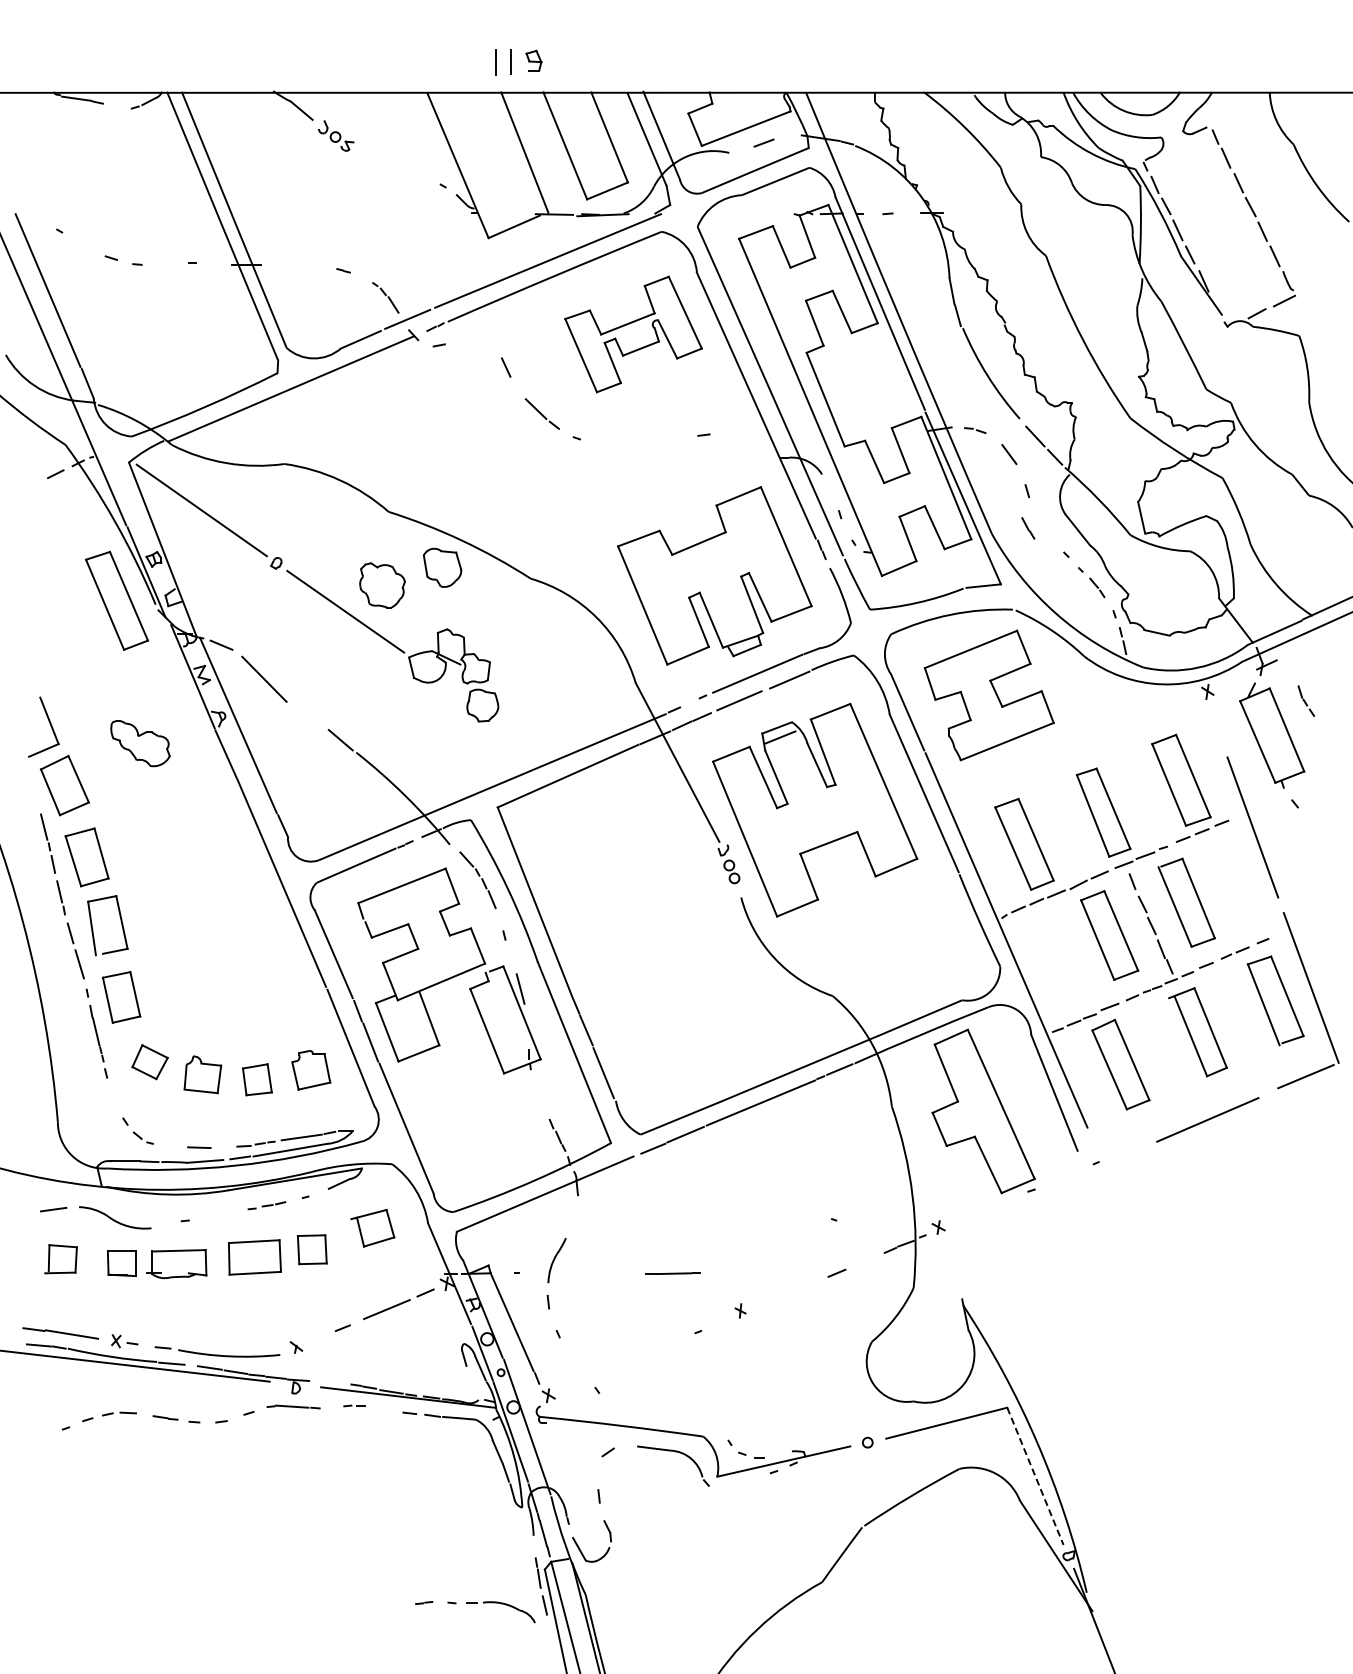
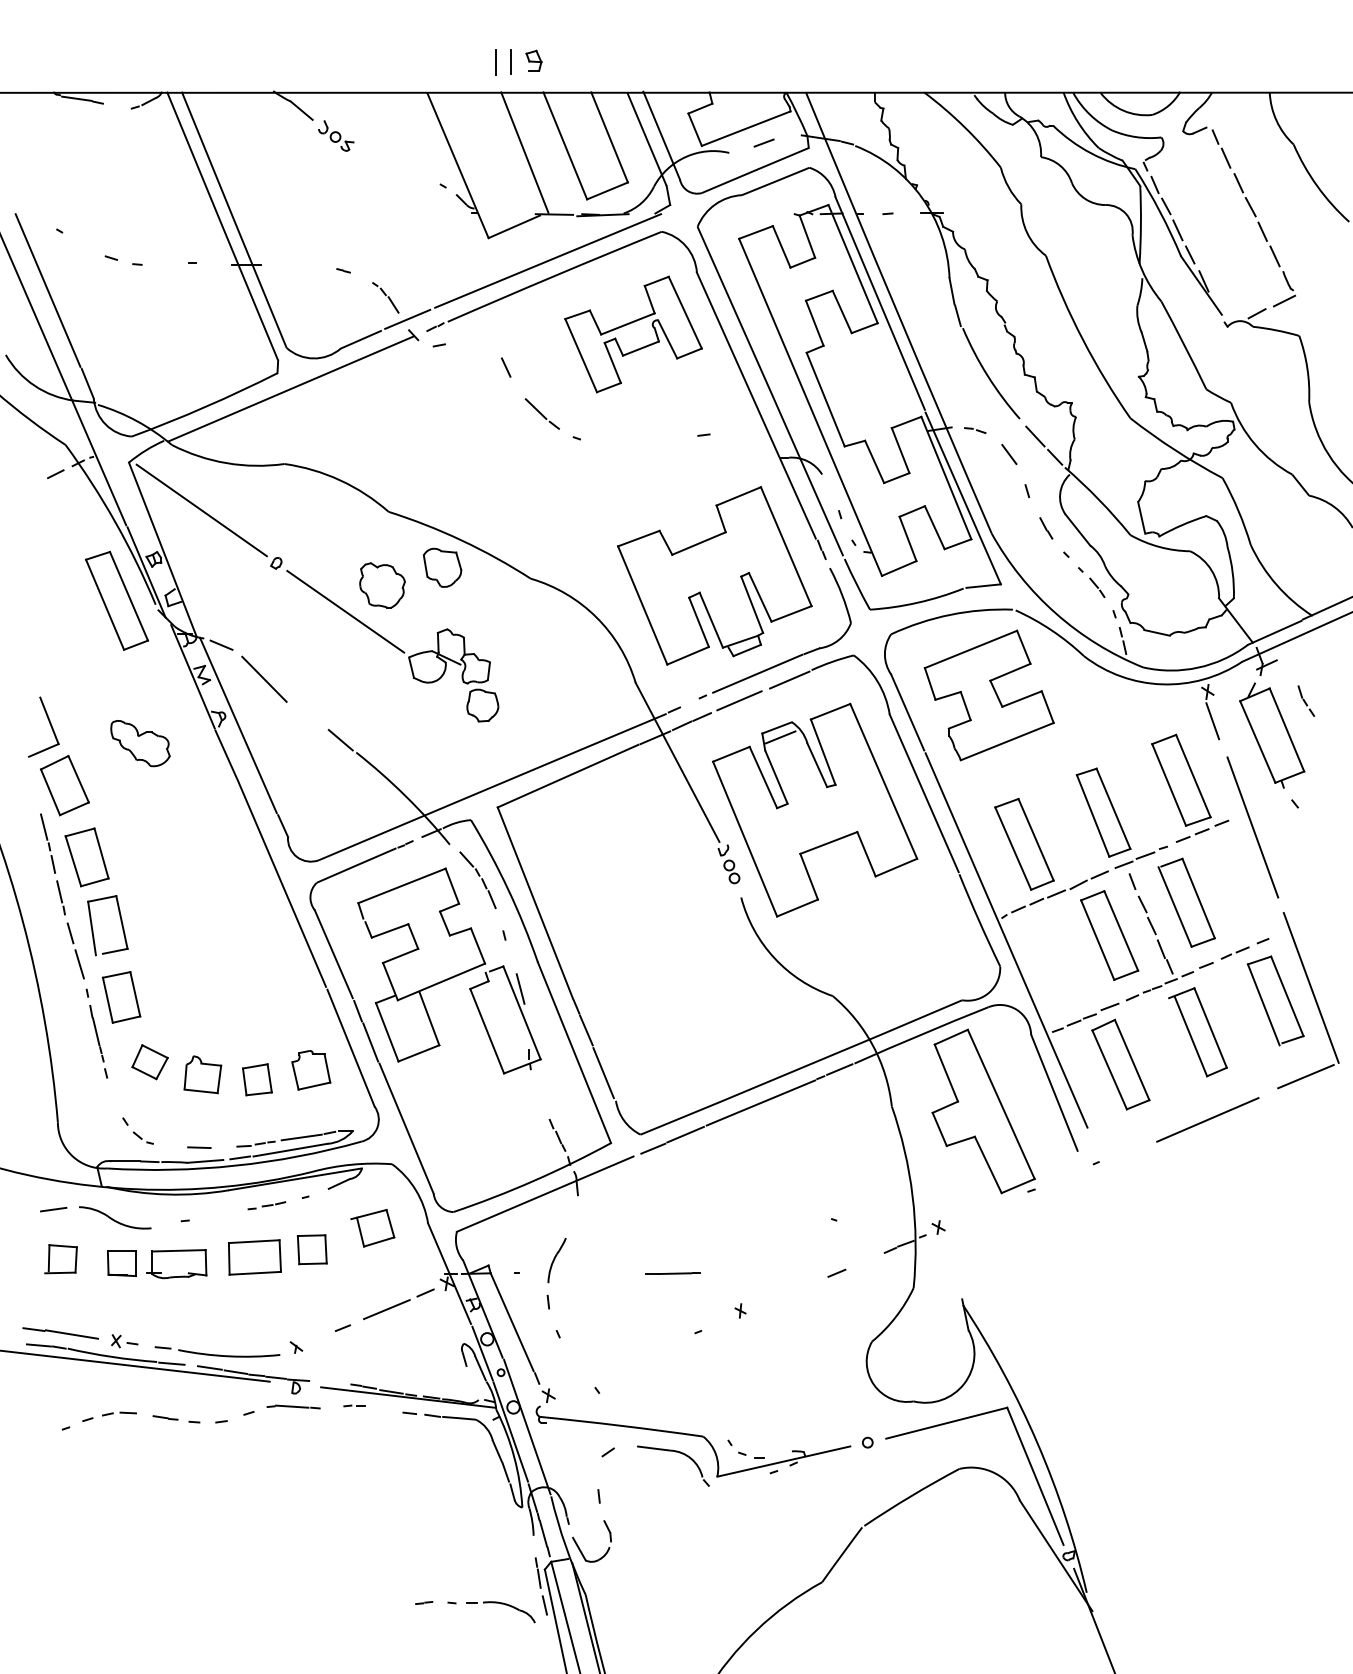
line position: (1028, 528) -> (1046, 528) (1046, 528)
line: none -> present (1212, 721)
line: dashed -> solid (1035, 1476)
